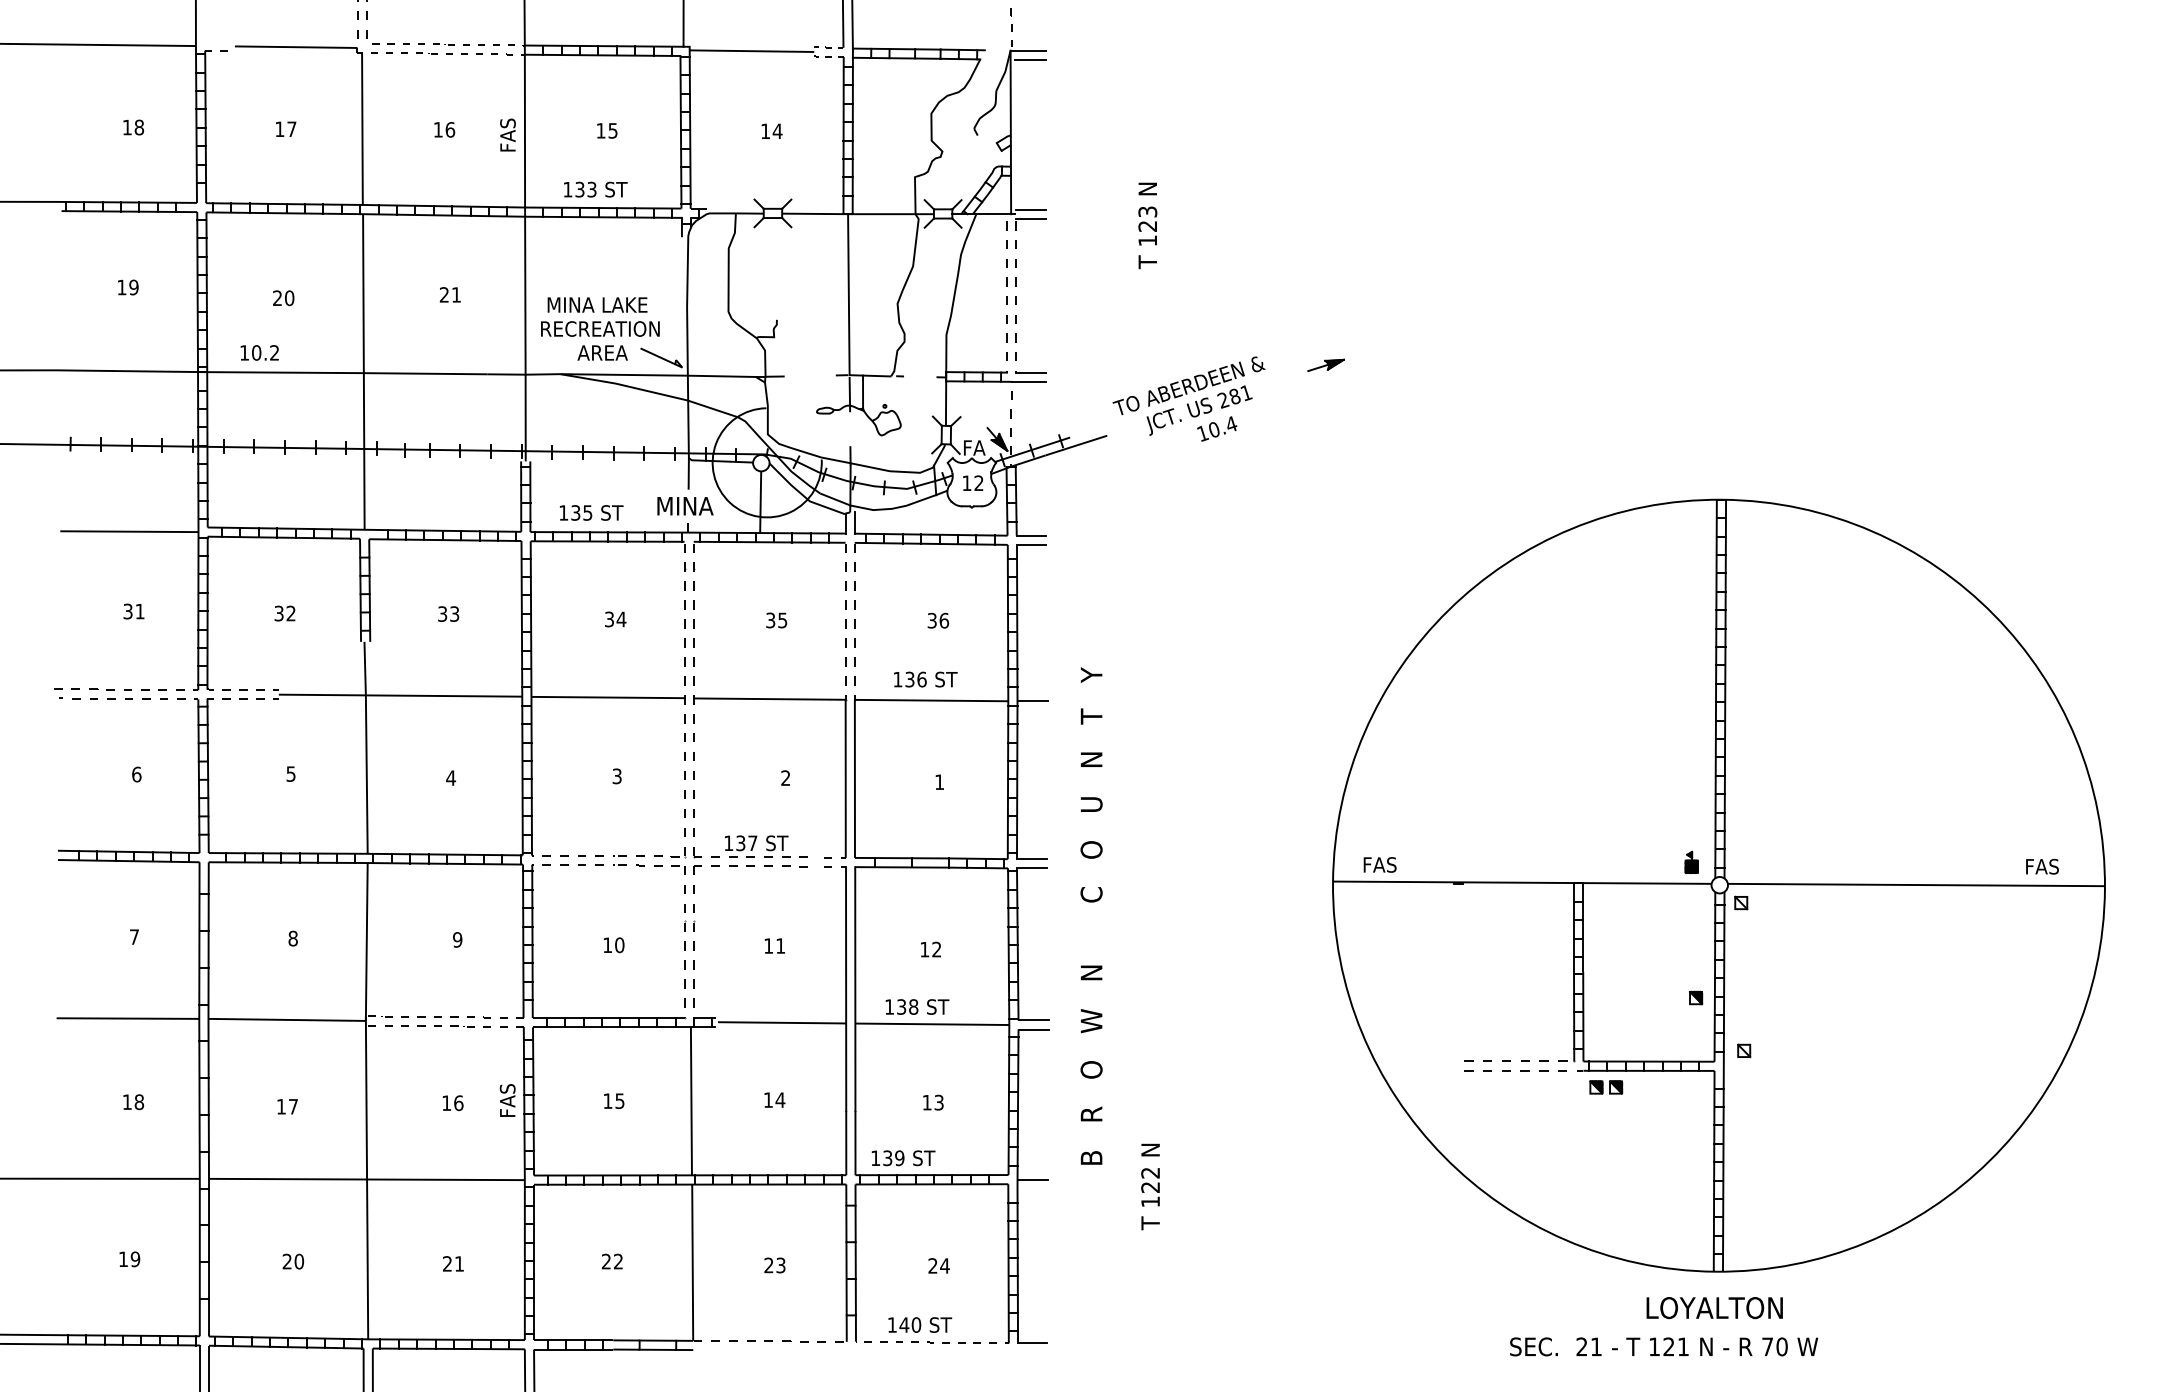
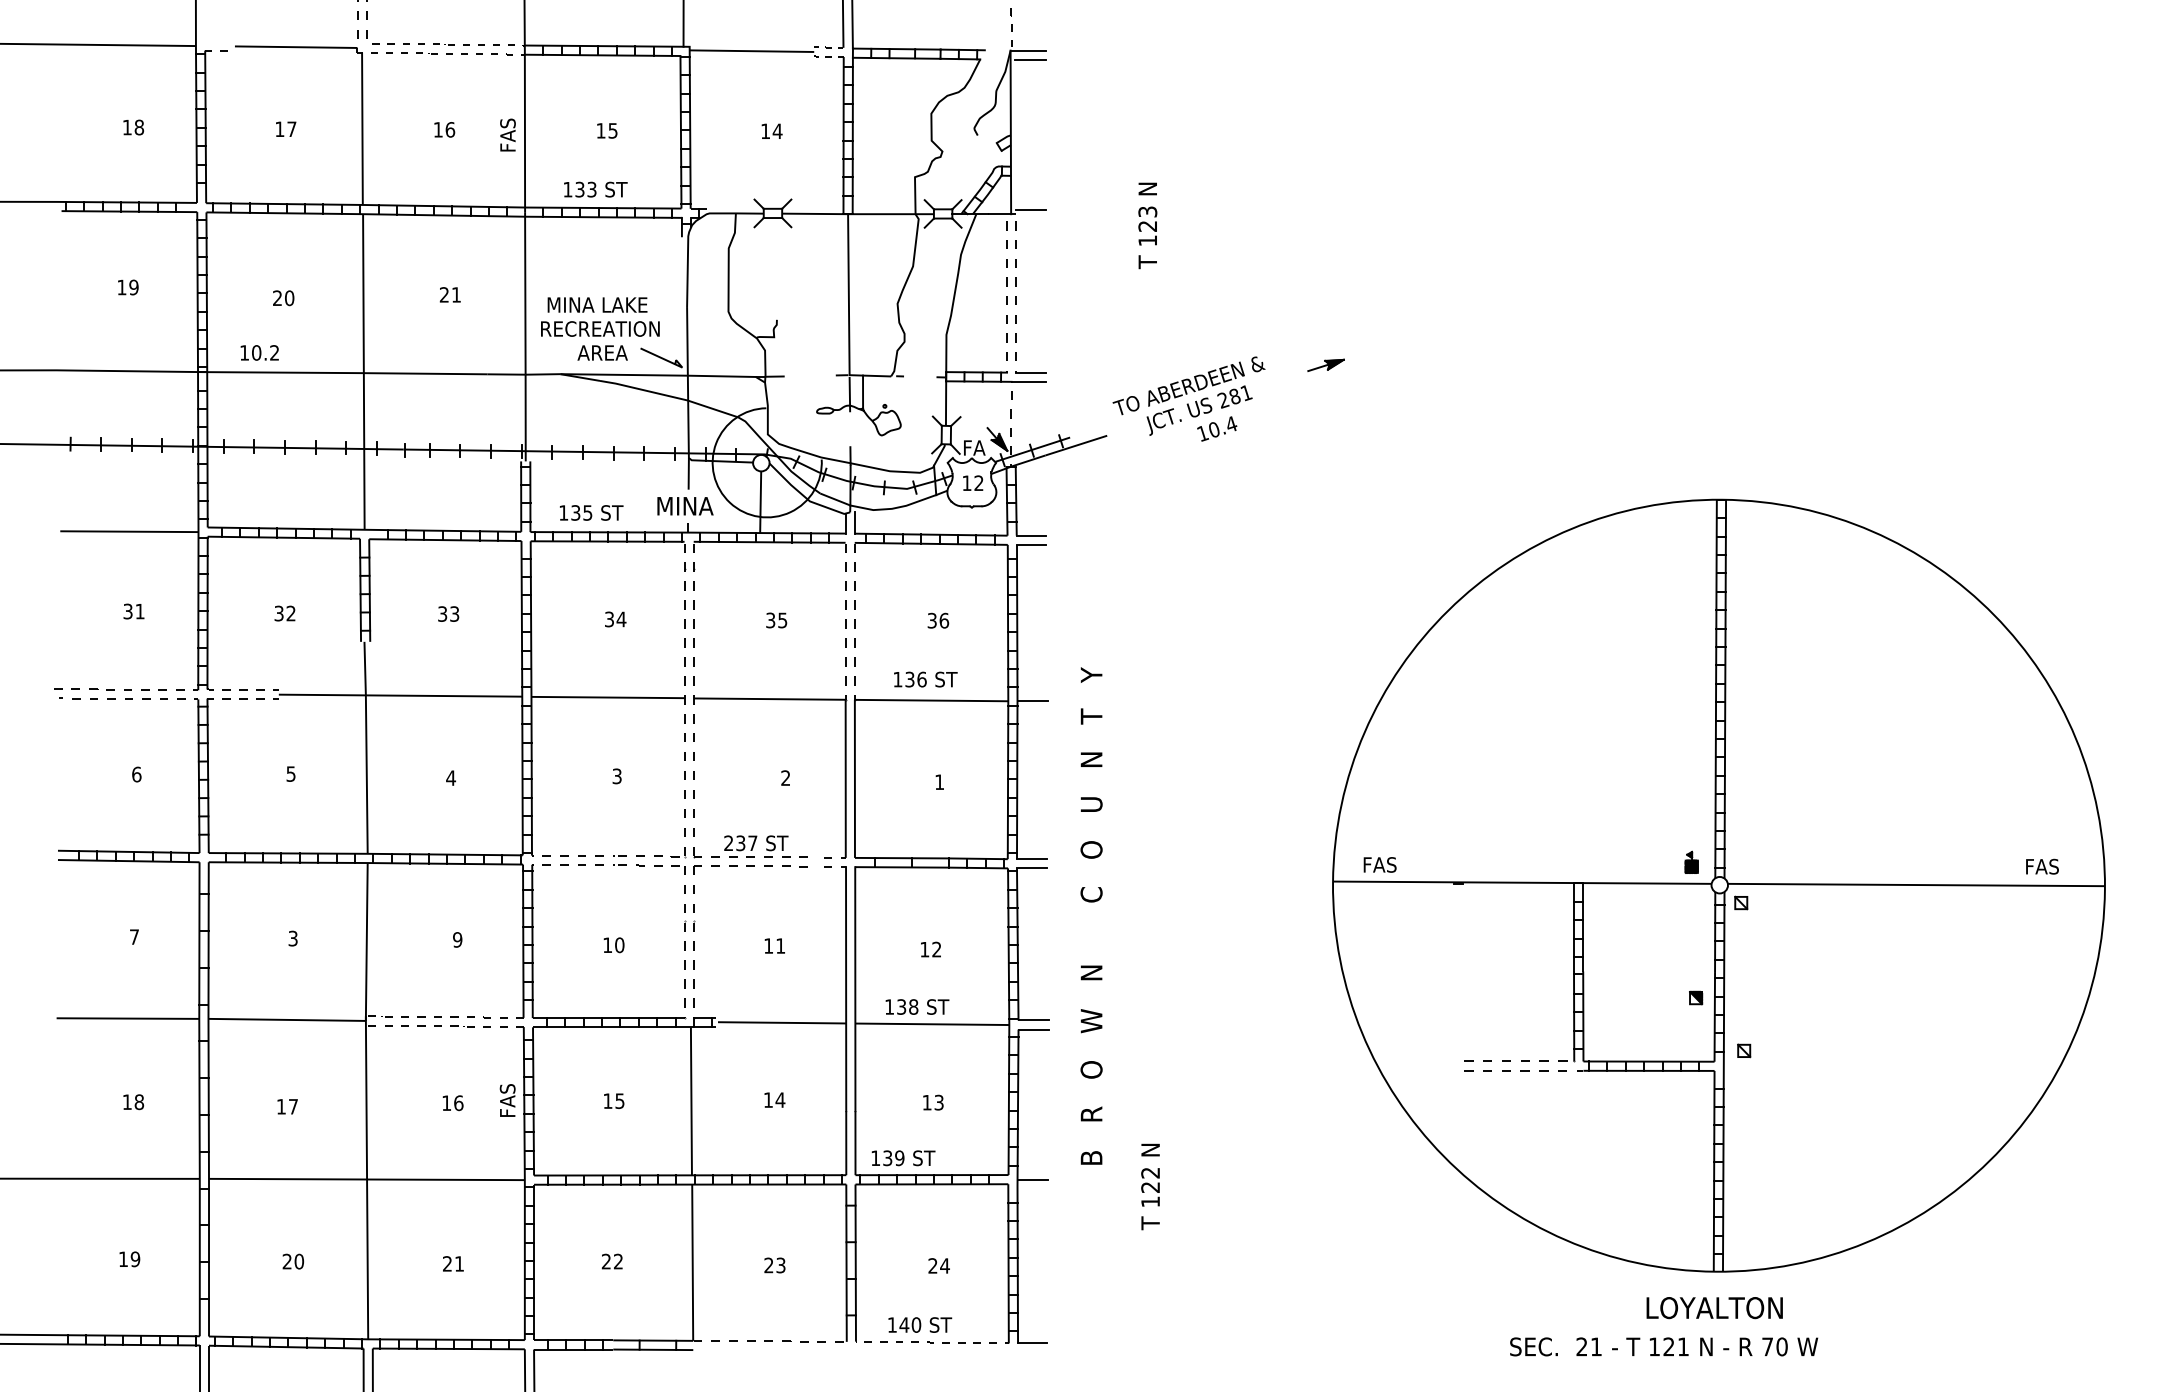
line: present -> none (1030, 218)
text: 137 -> 237 (728, 842)
text: 8 -> 3 (292, 938)
part: present -> none (1606, 1087)
